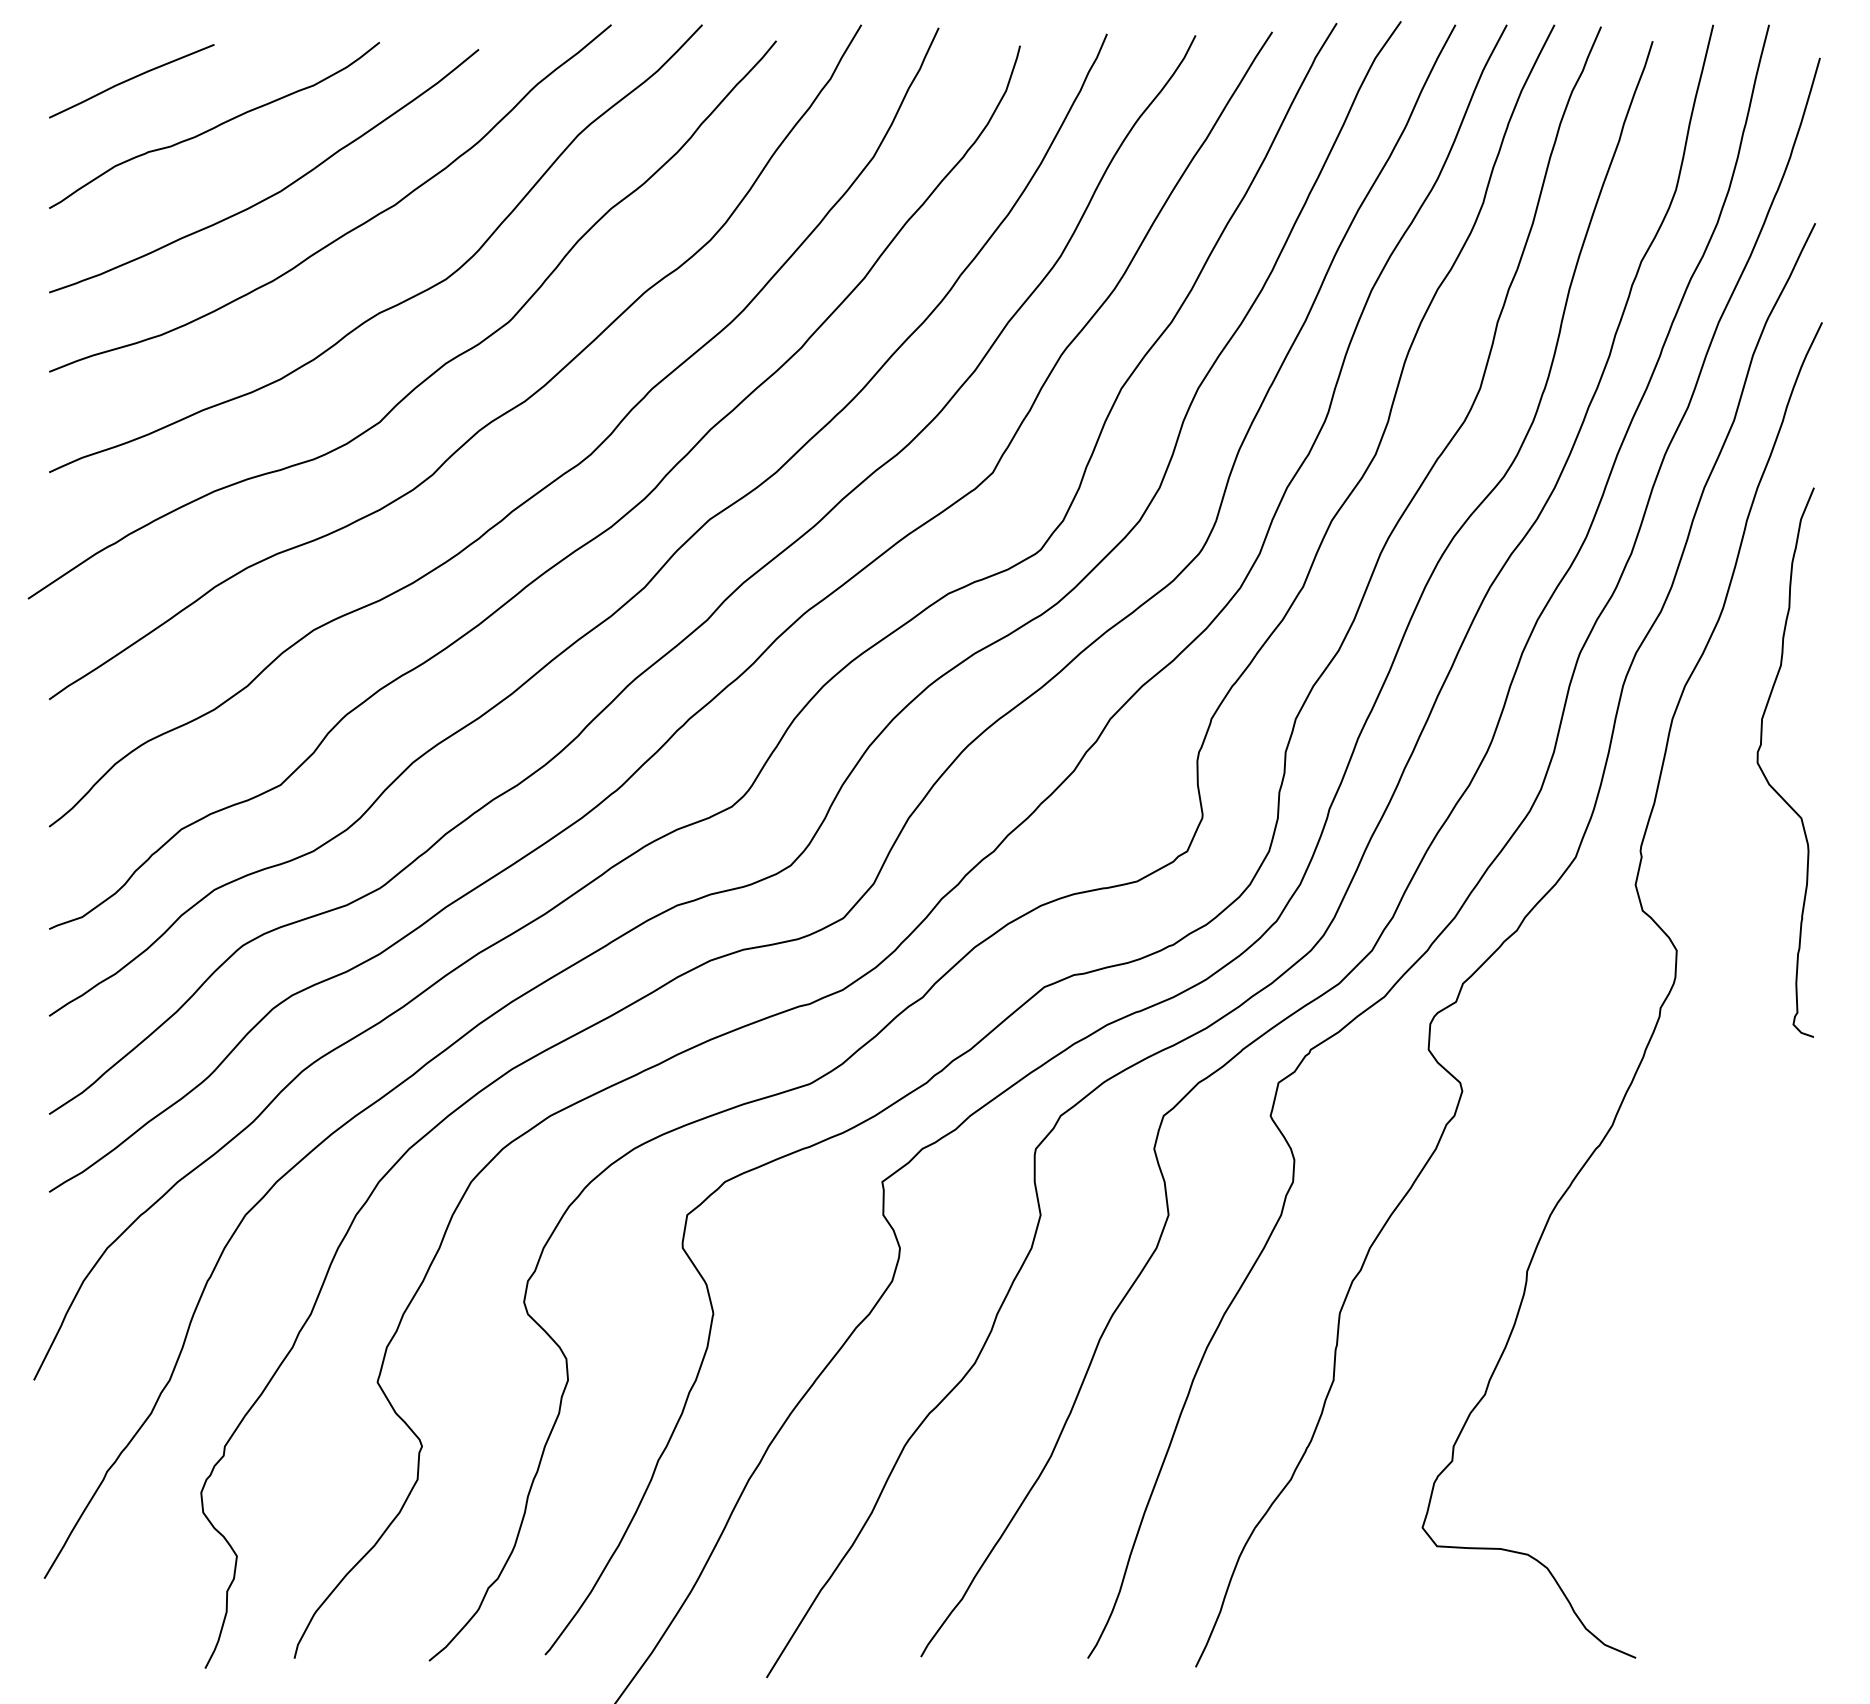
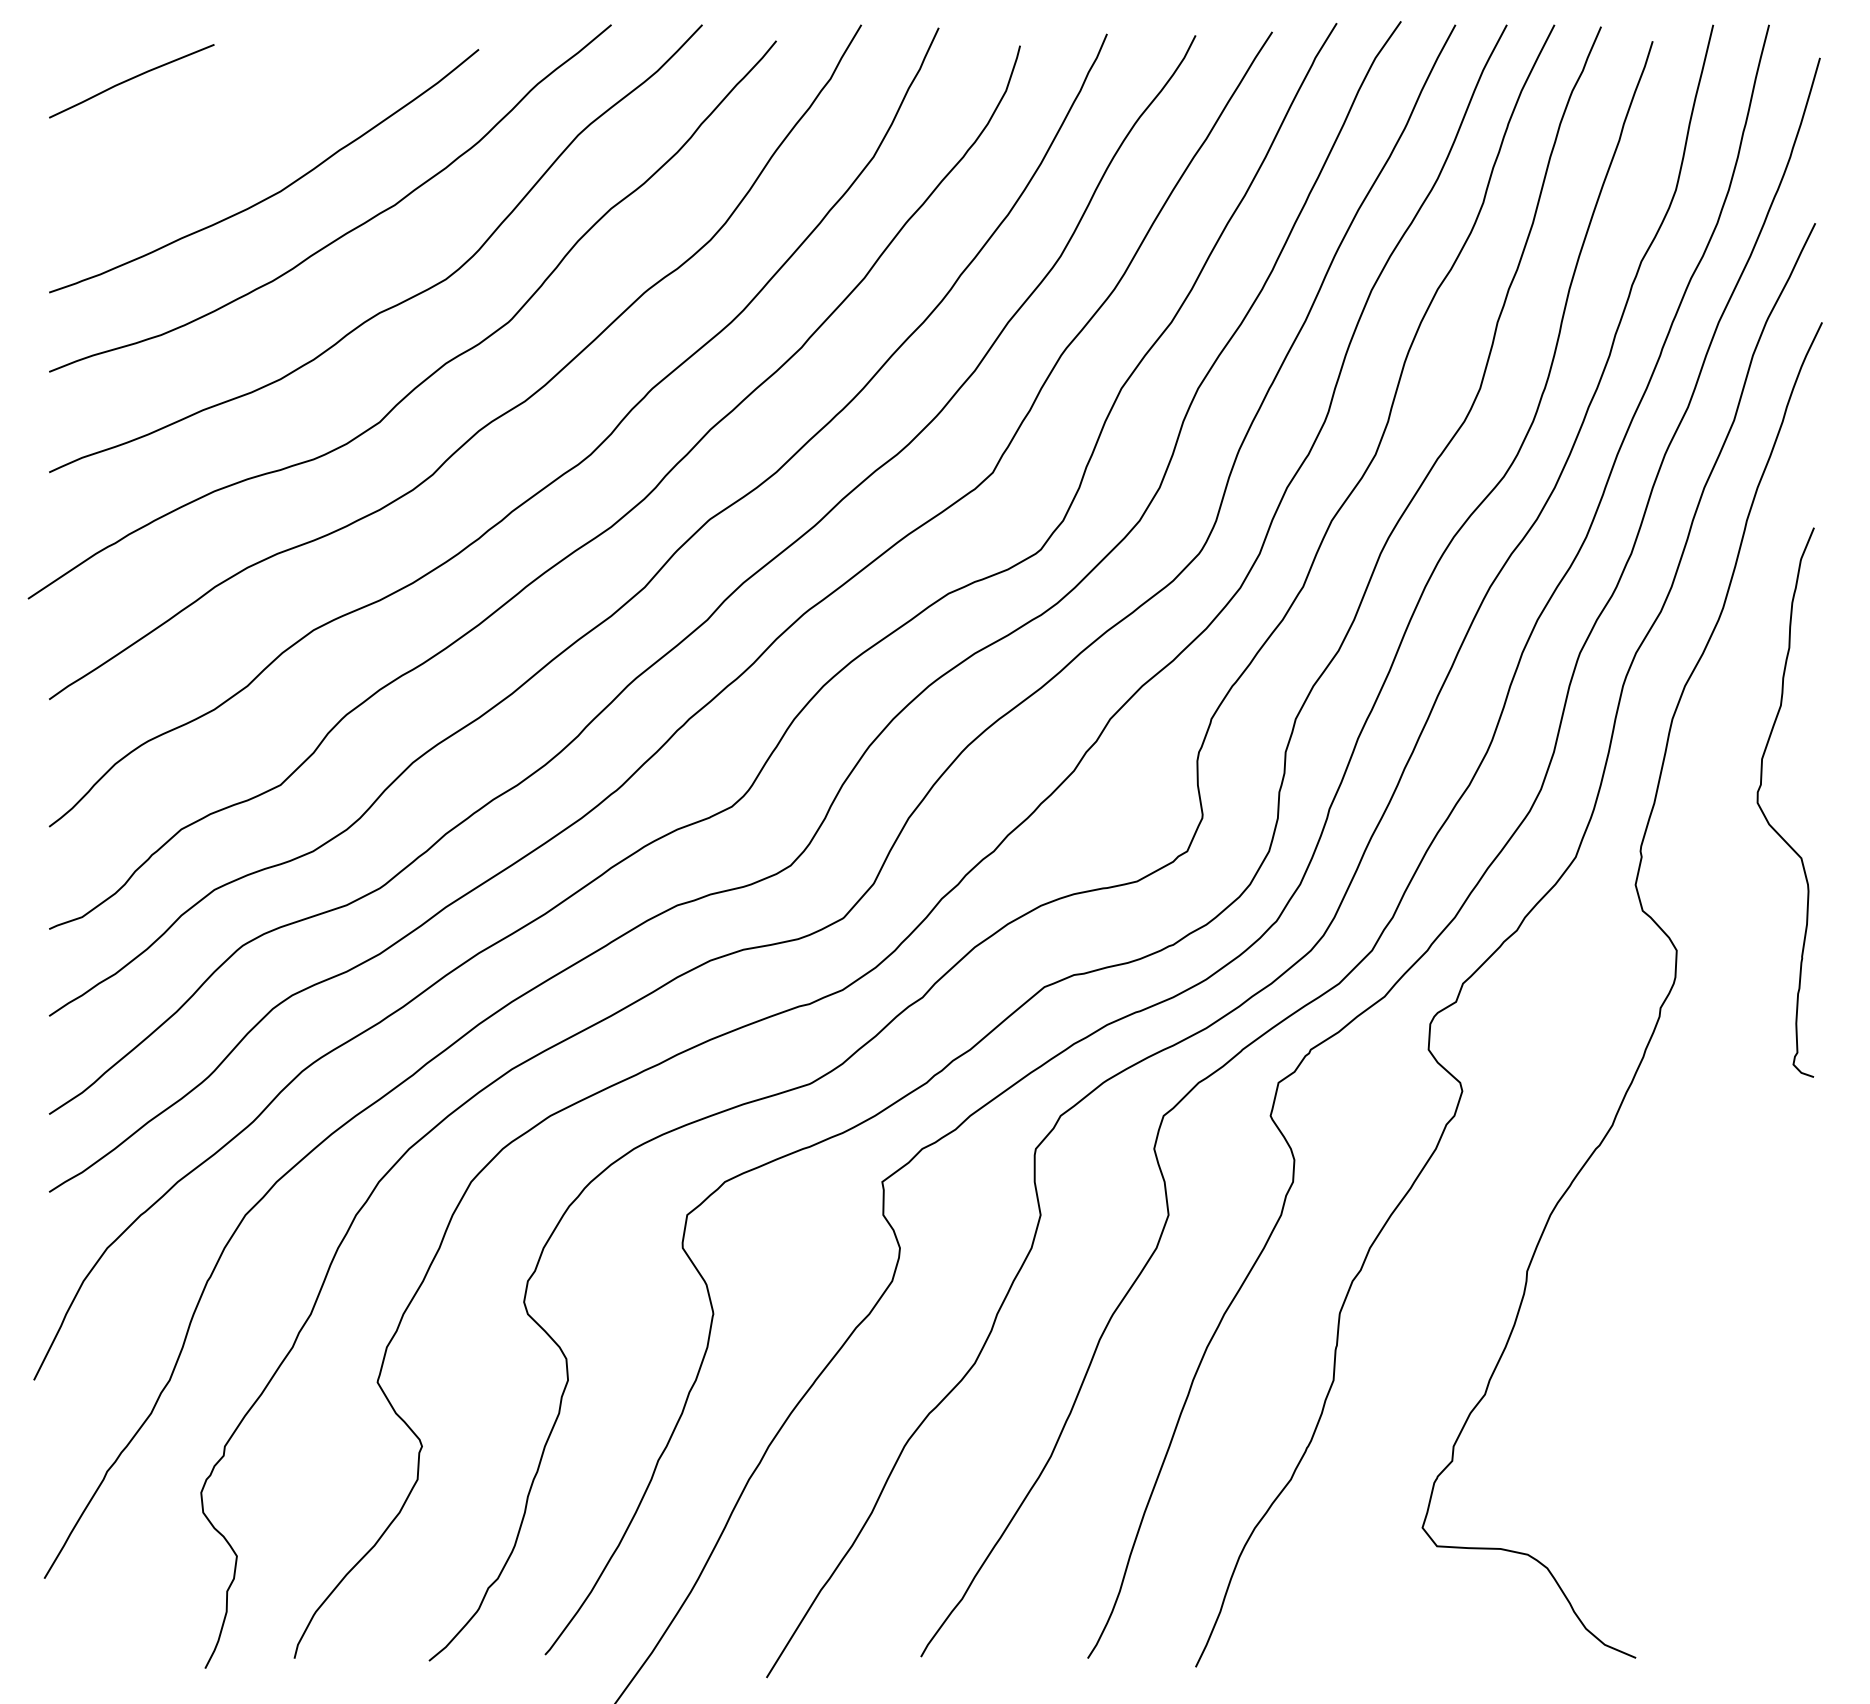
curve: present -> none (214, 126)
curve position: (1764, 773) -> (1764, 813) (1764, 813)
